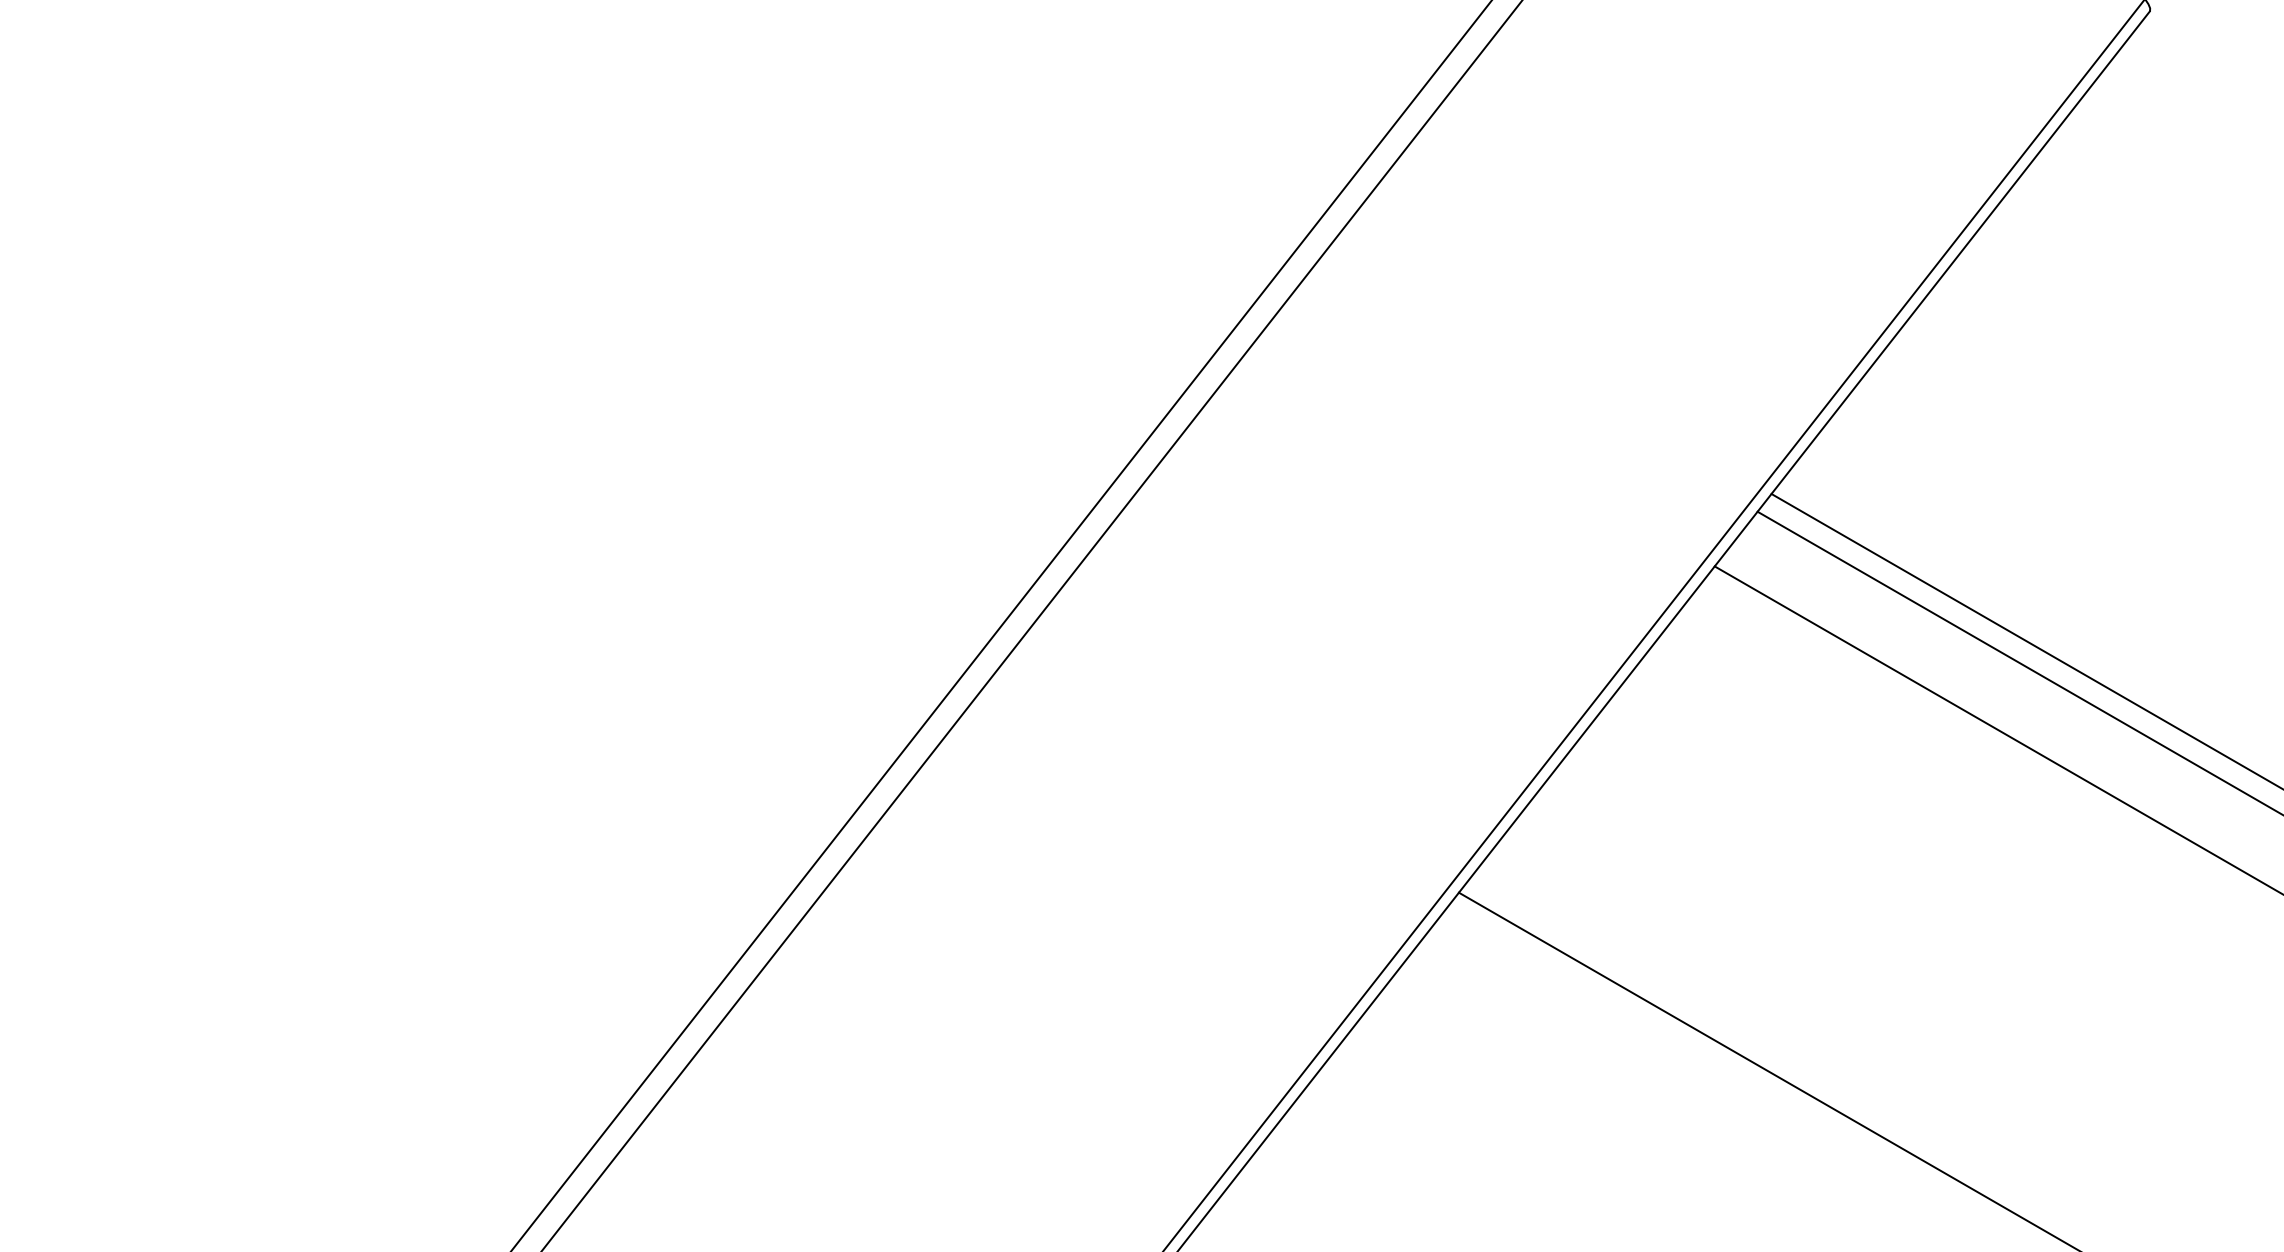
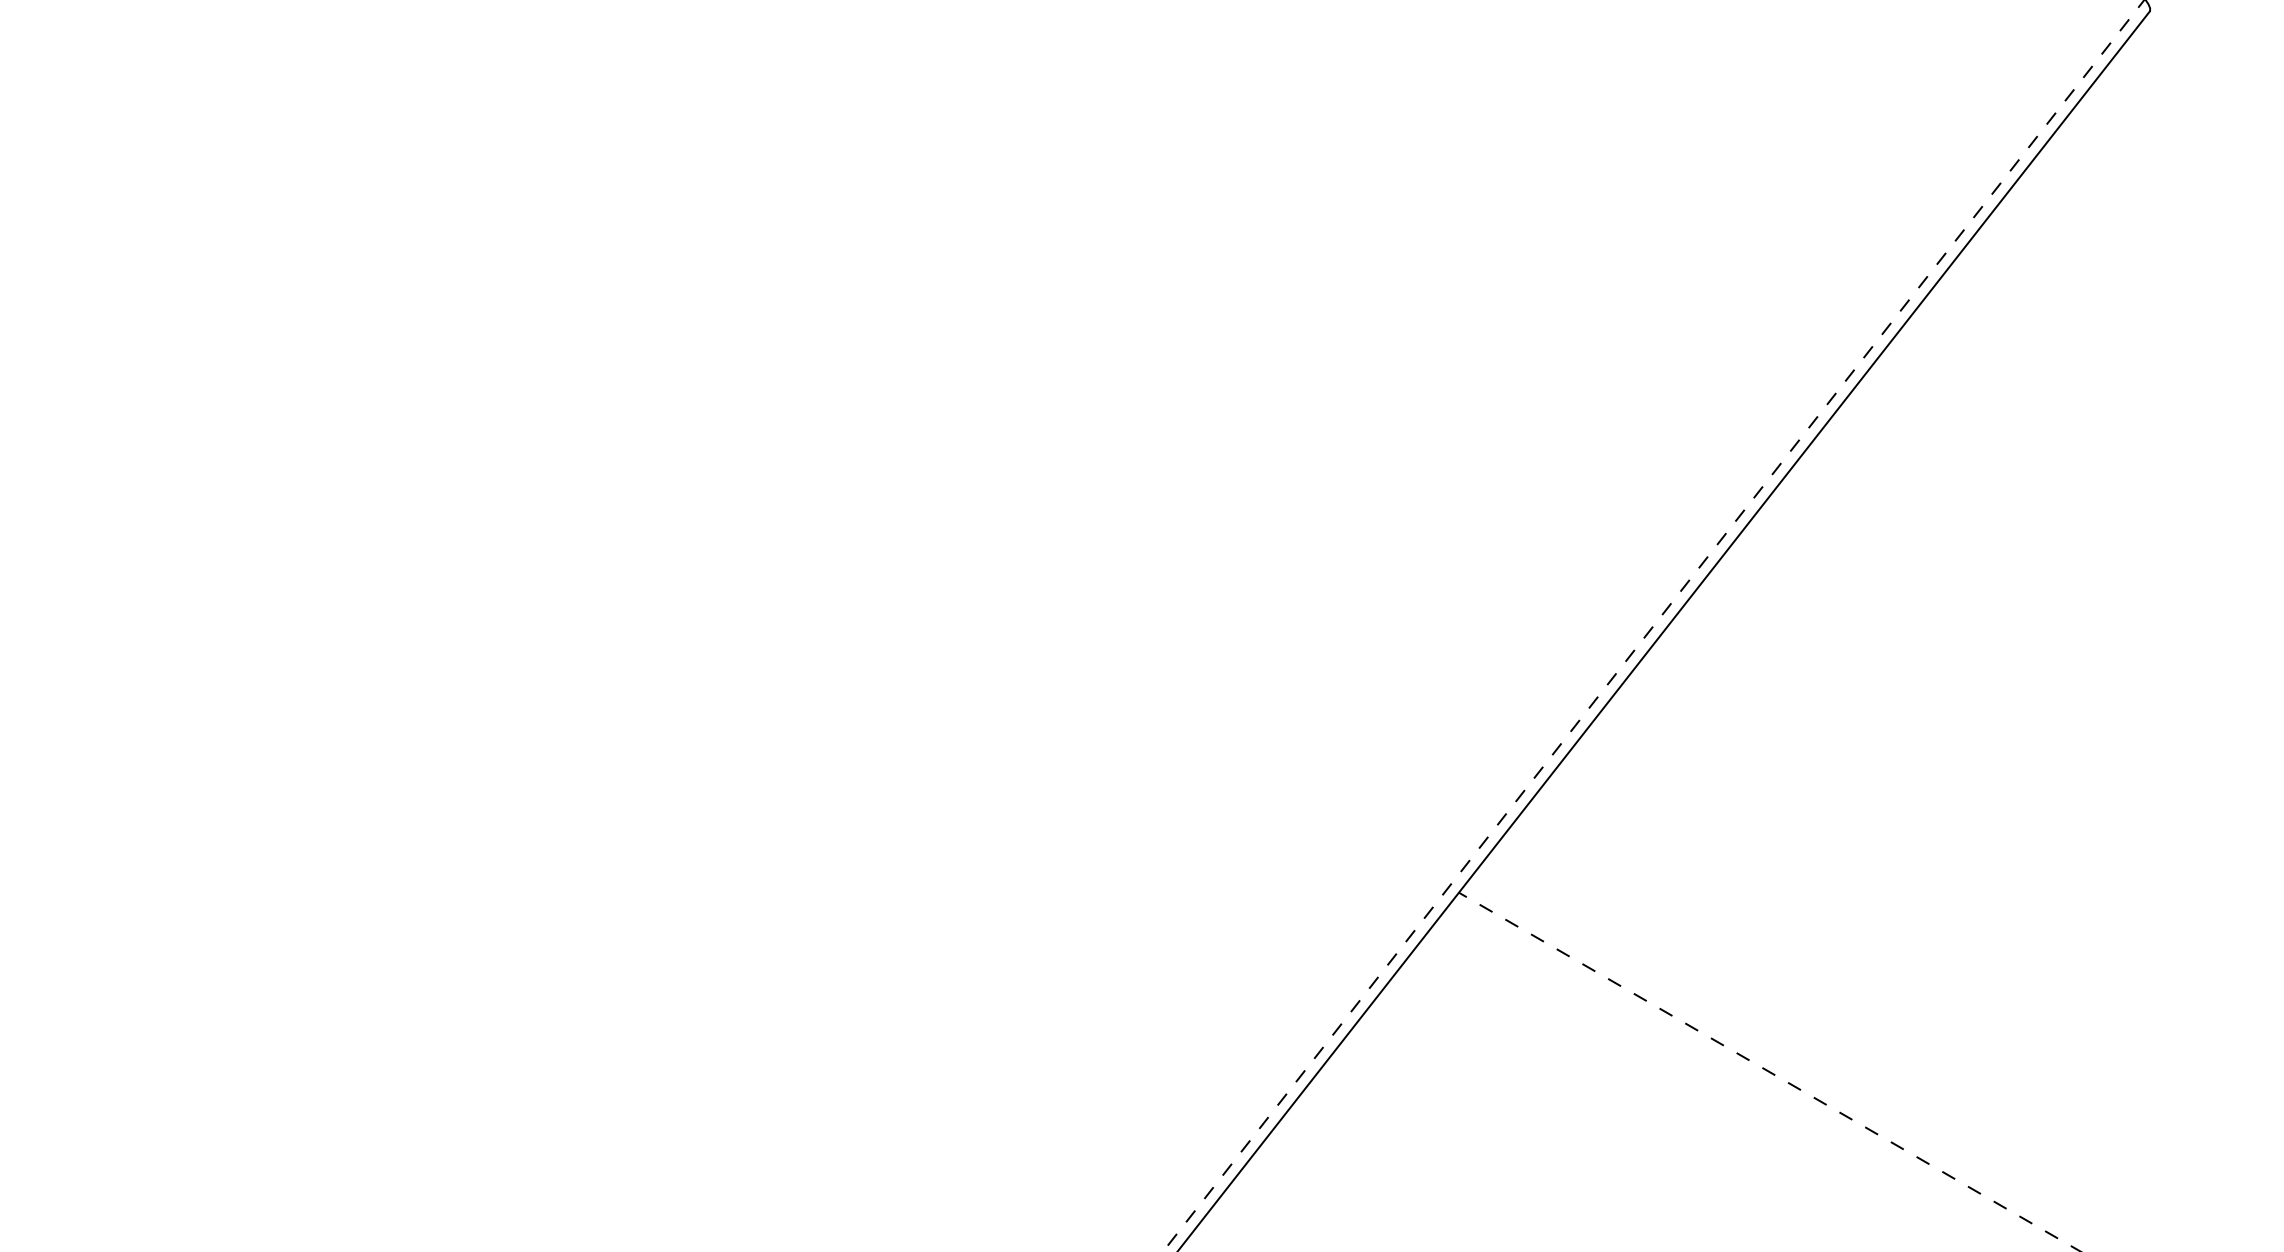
line: present -> none (1001, 625)
line: present -> none (1032, 625)
line: solid -> dashed (1653, 626)
line: present -> none (2025, 640)
line: present -> none (2018, 662)
line: present -> none (1997, 729)
line: solid -> dashed (1769, 1072)
